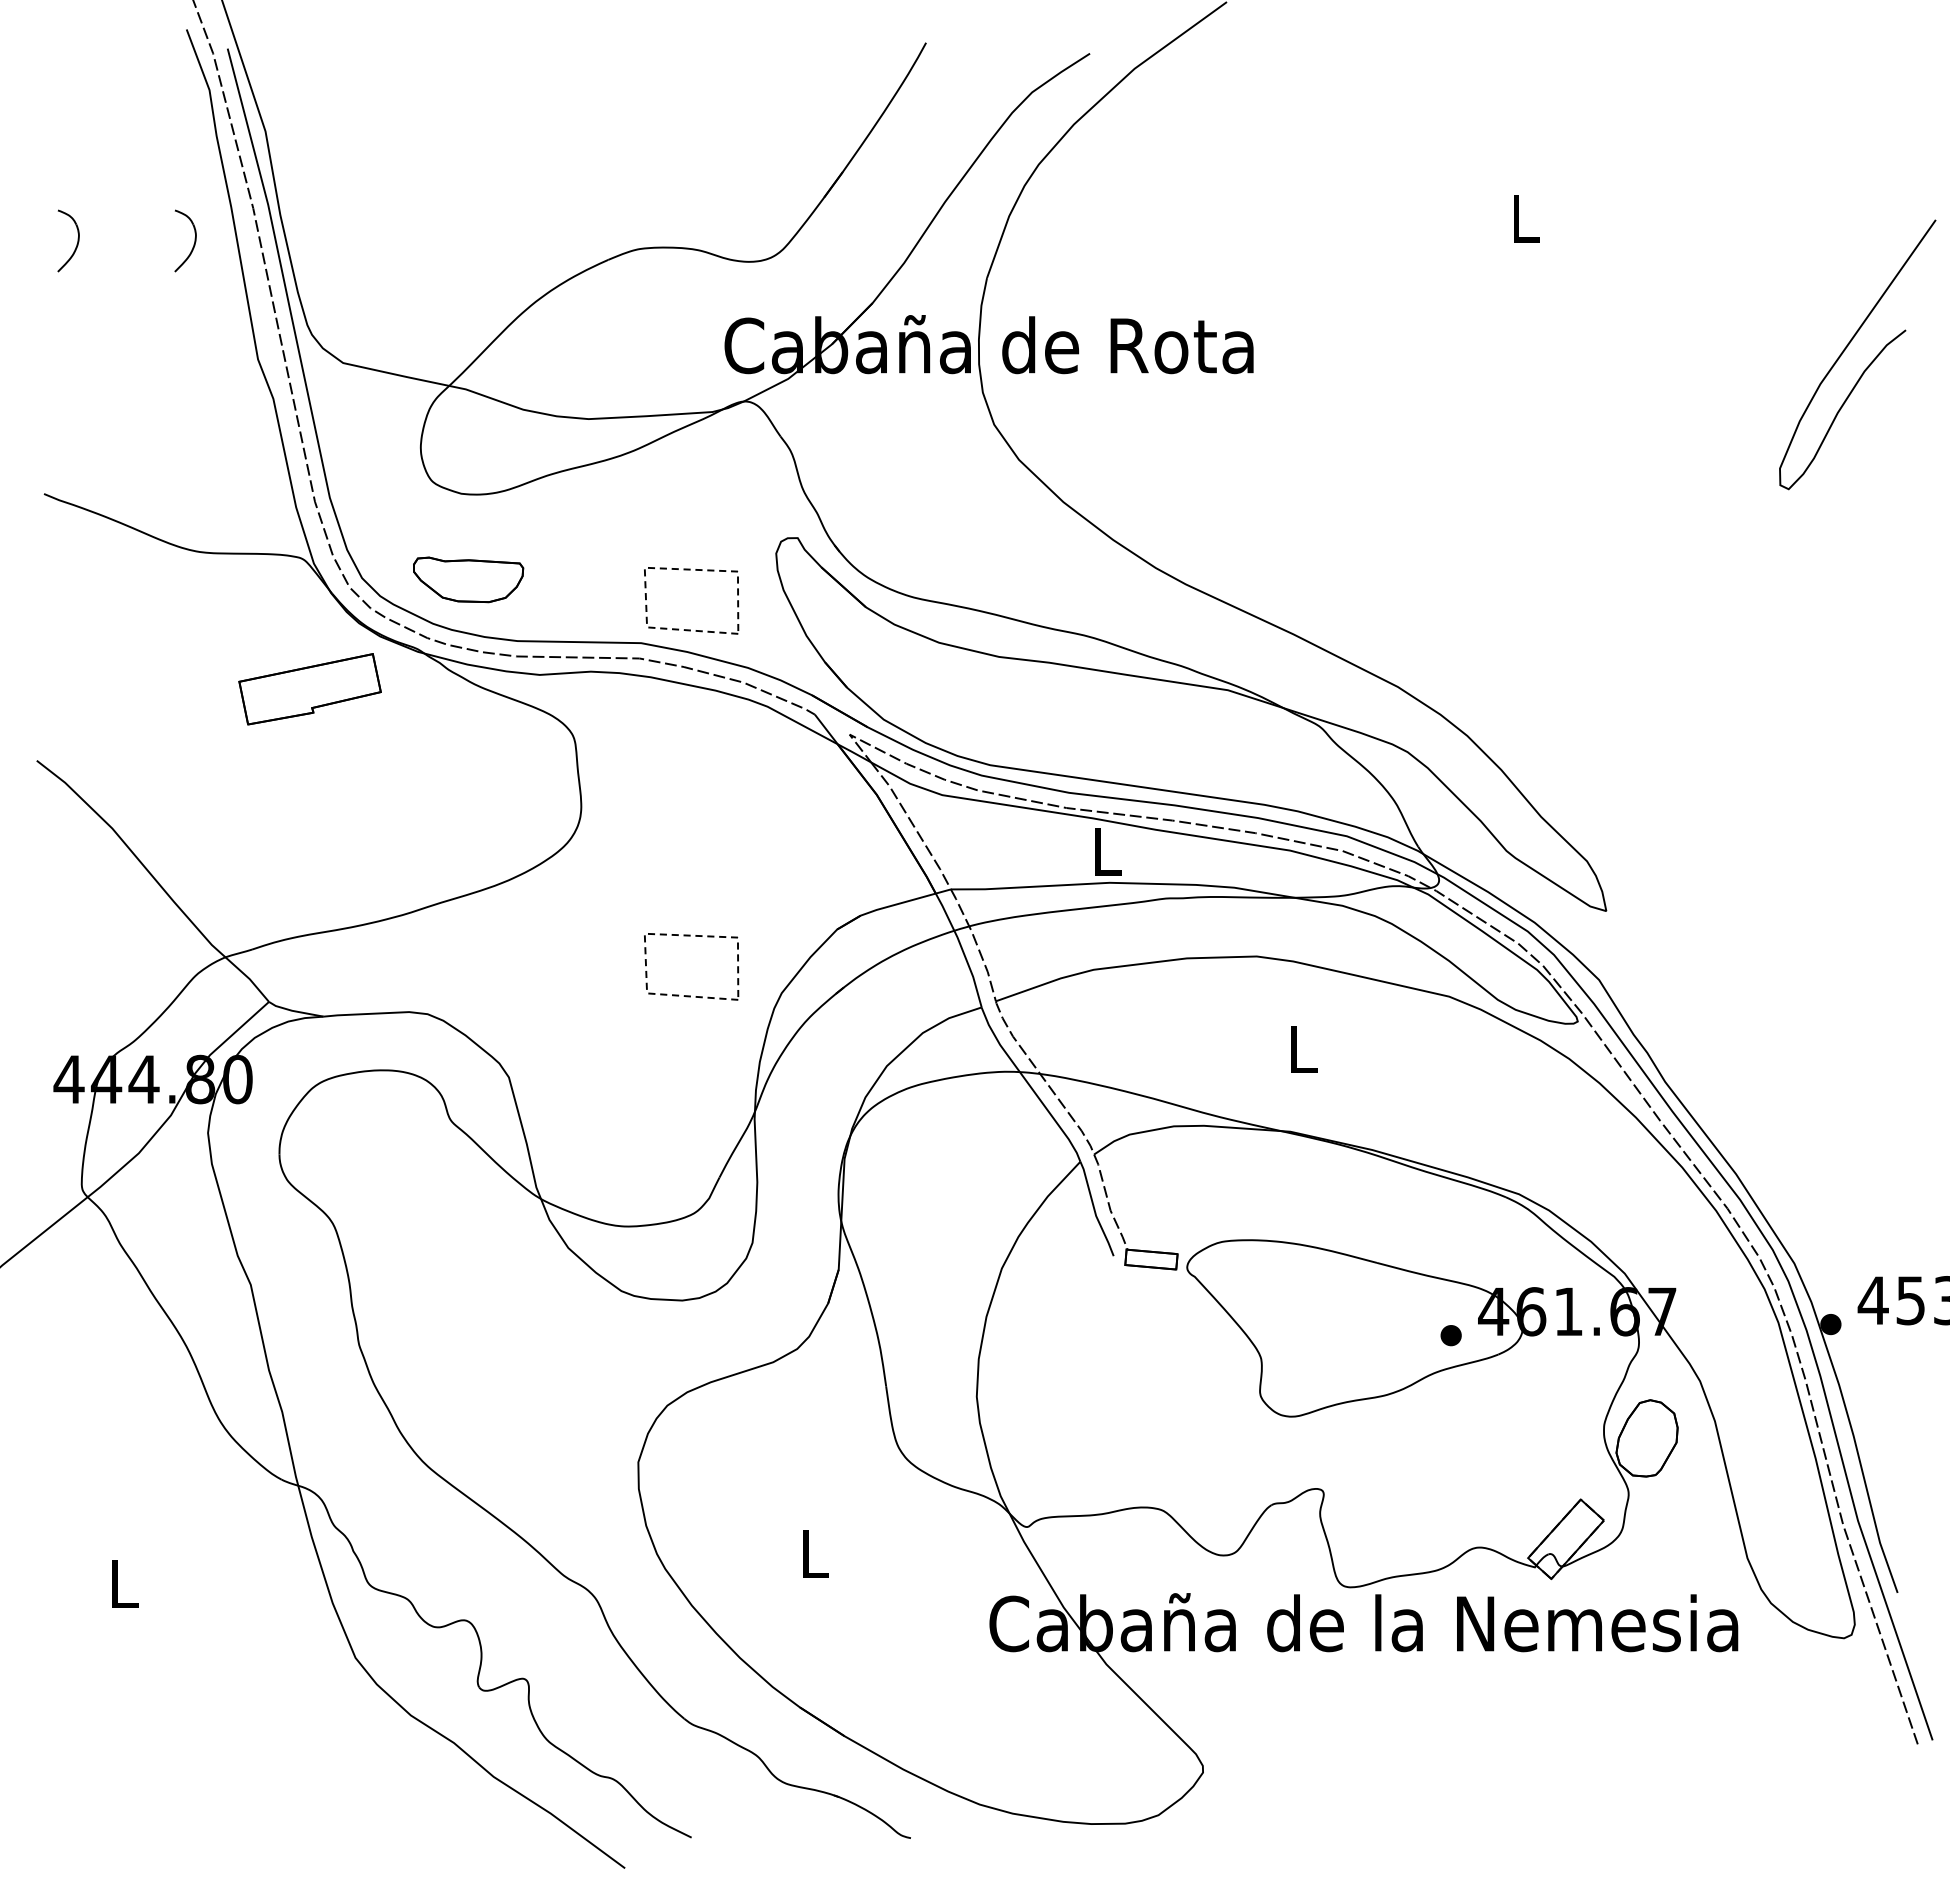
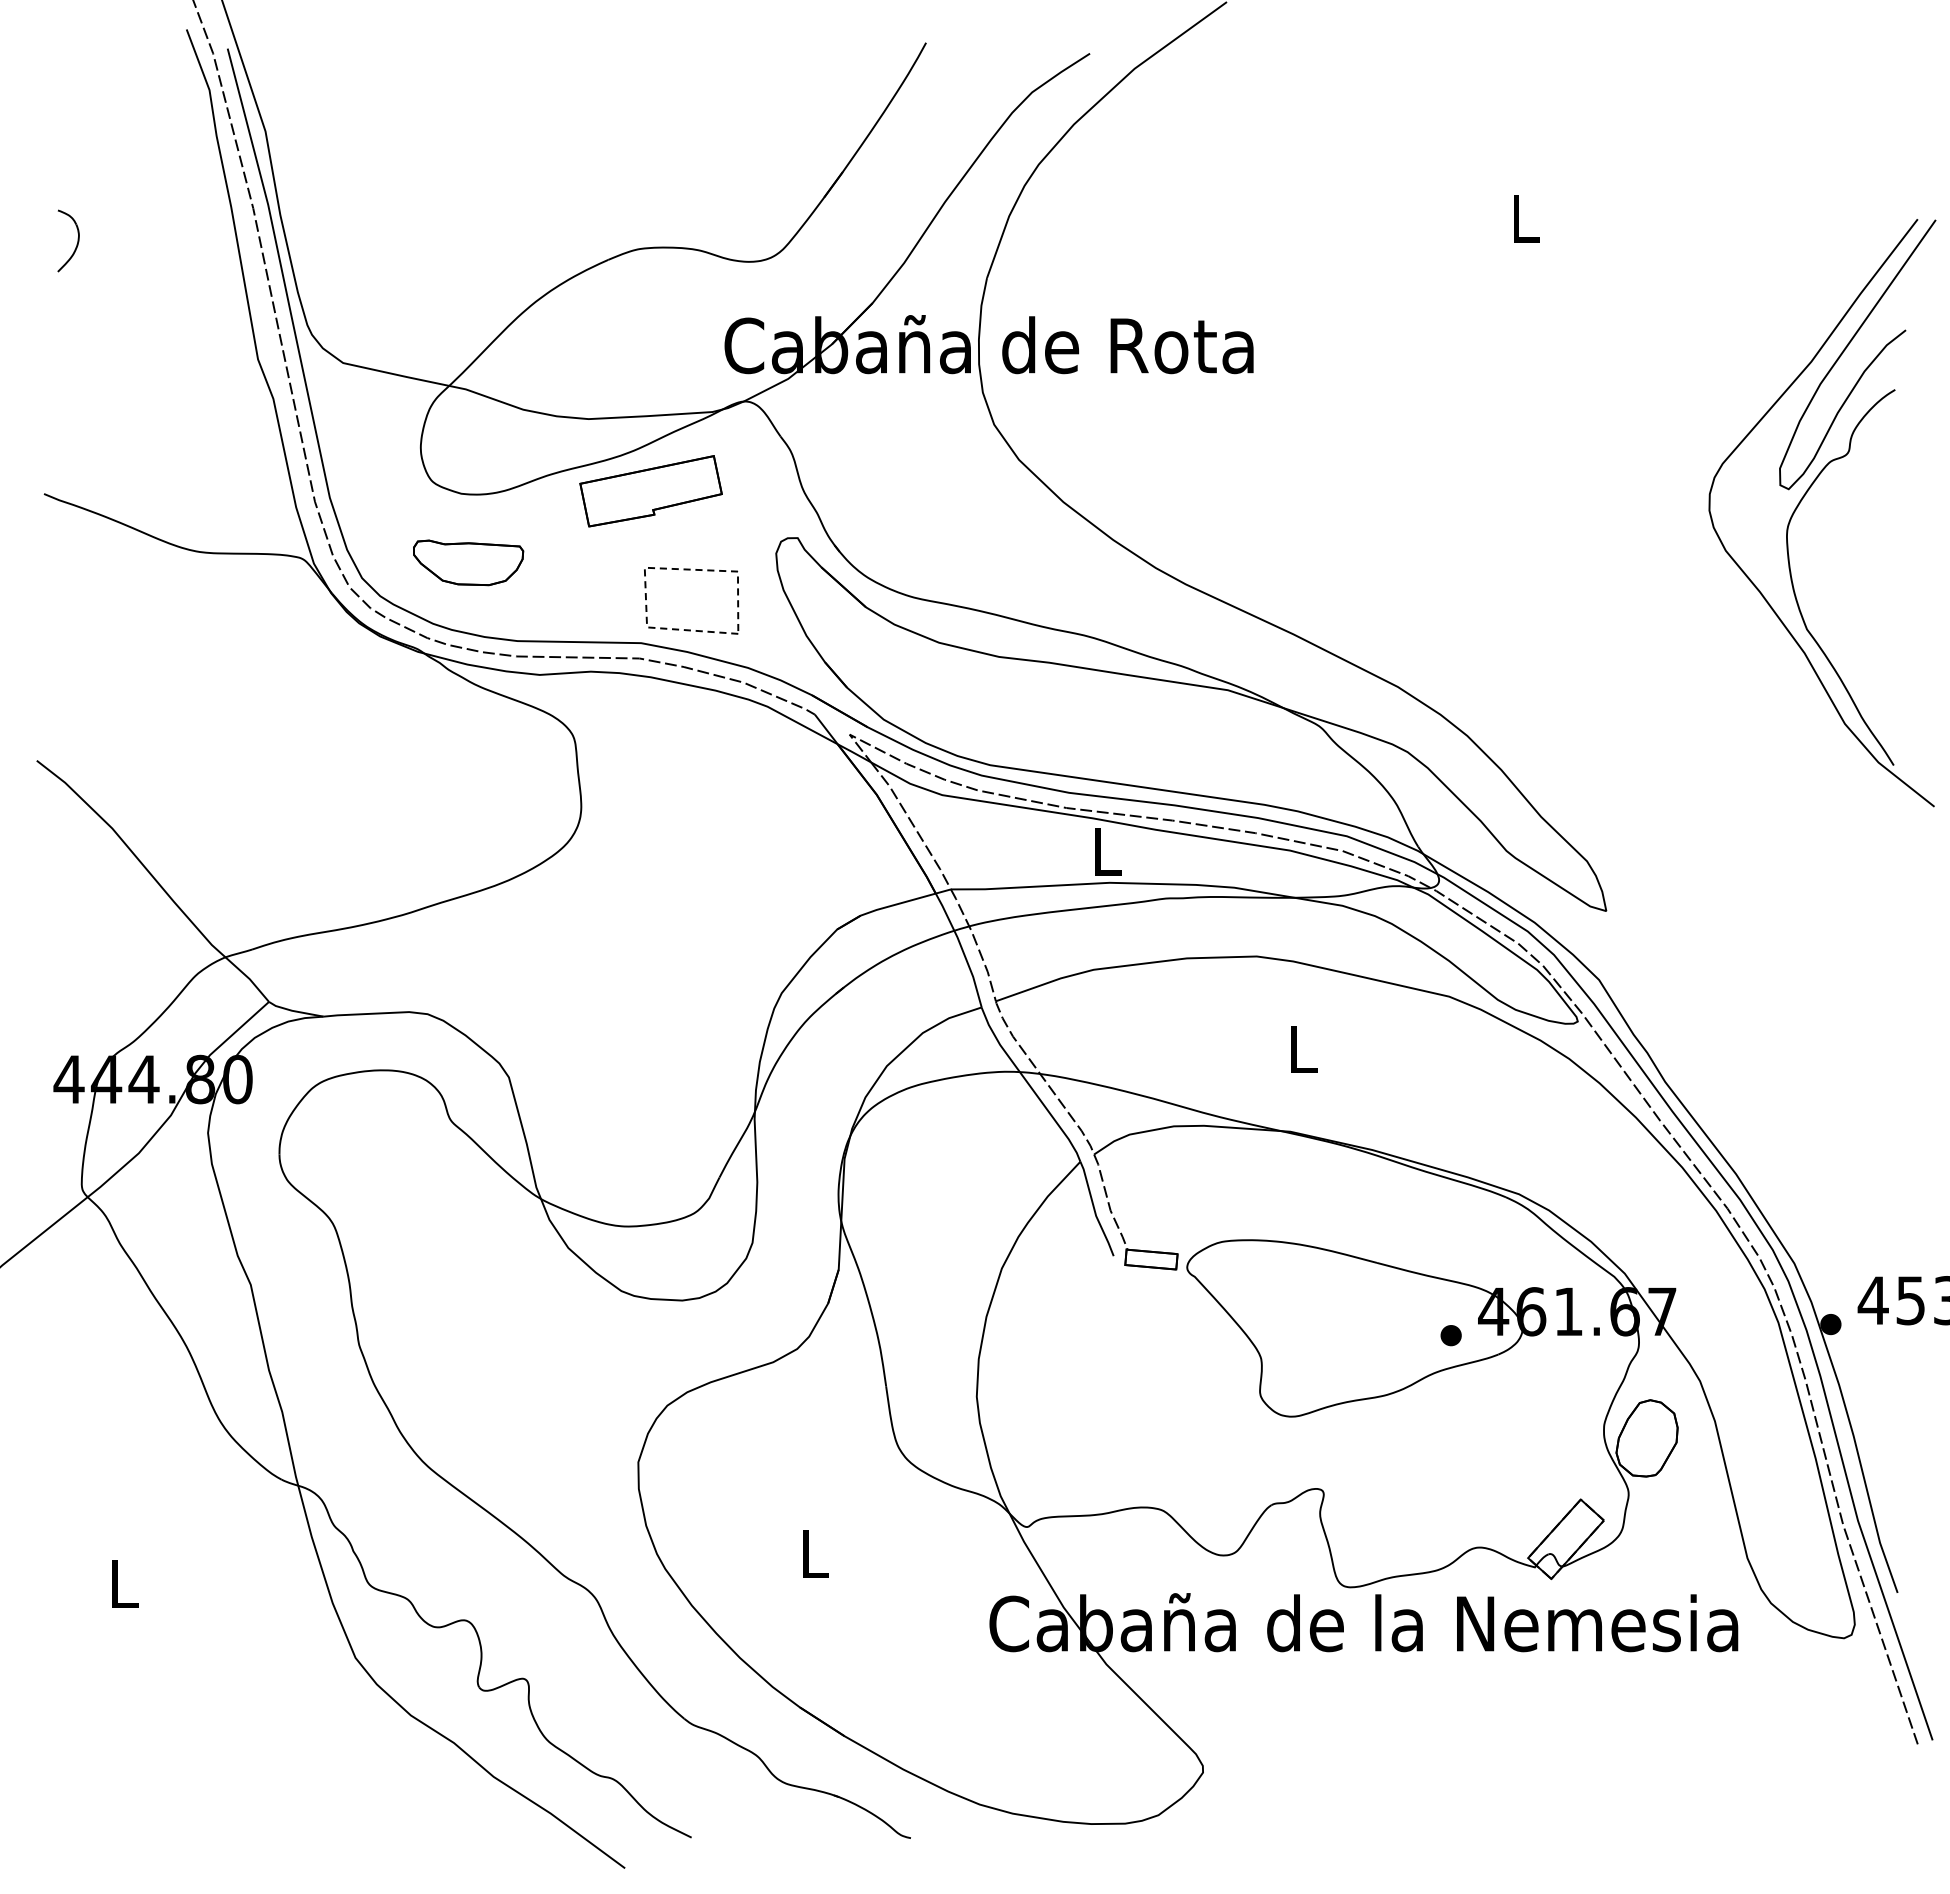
part: present -> none (193, 244)
part: none -> present (1802, 500)
part position: (468, 579) -> (468, 562) (468, 562)
part position: (309, 689) -> (650, 491) (650, 491)
part: present -> none (690, 995)
